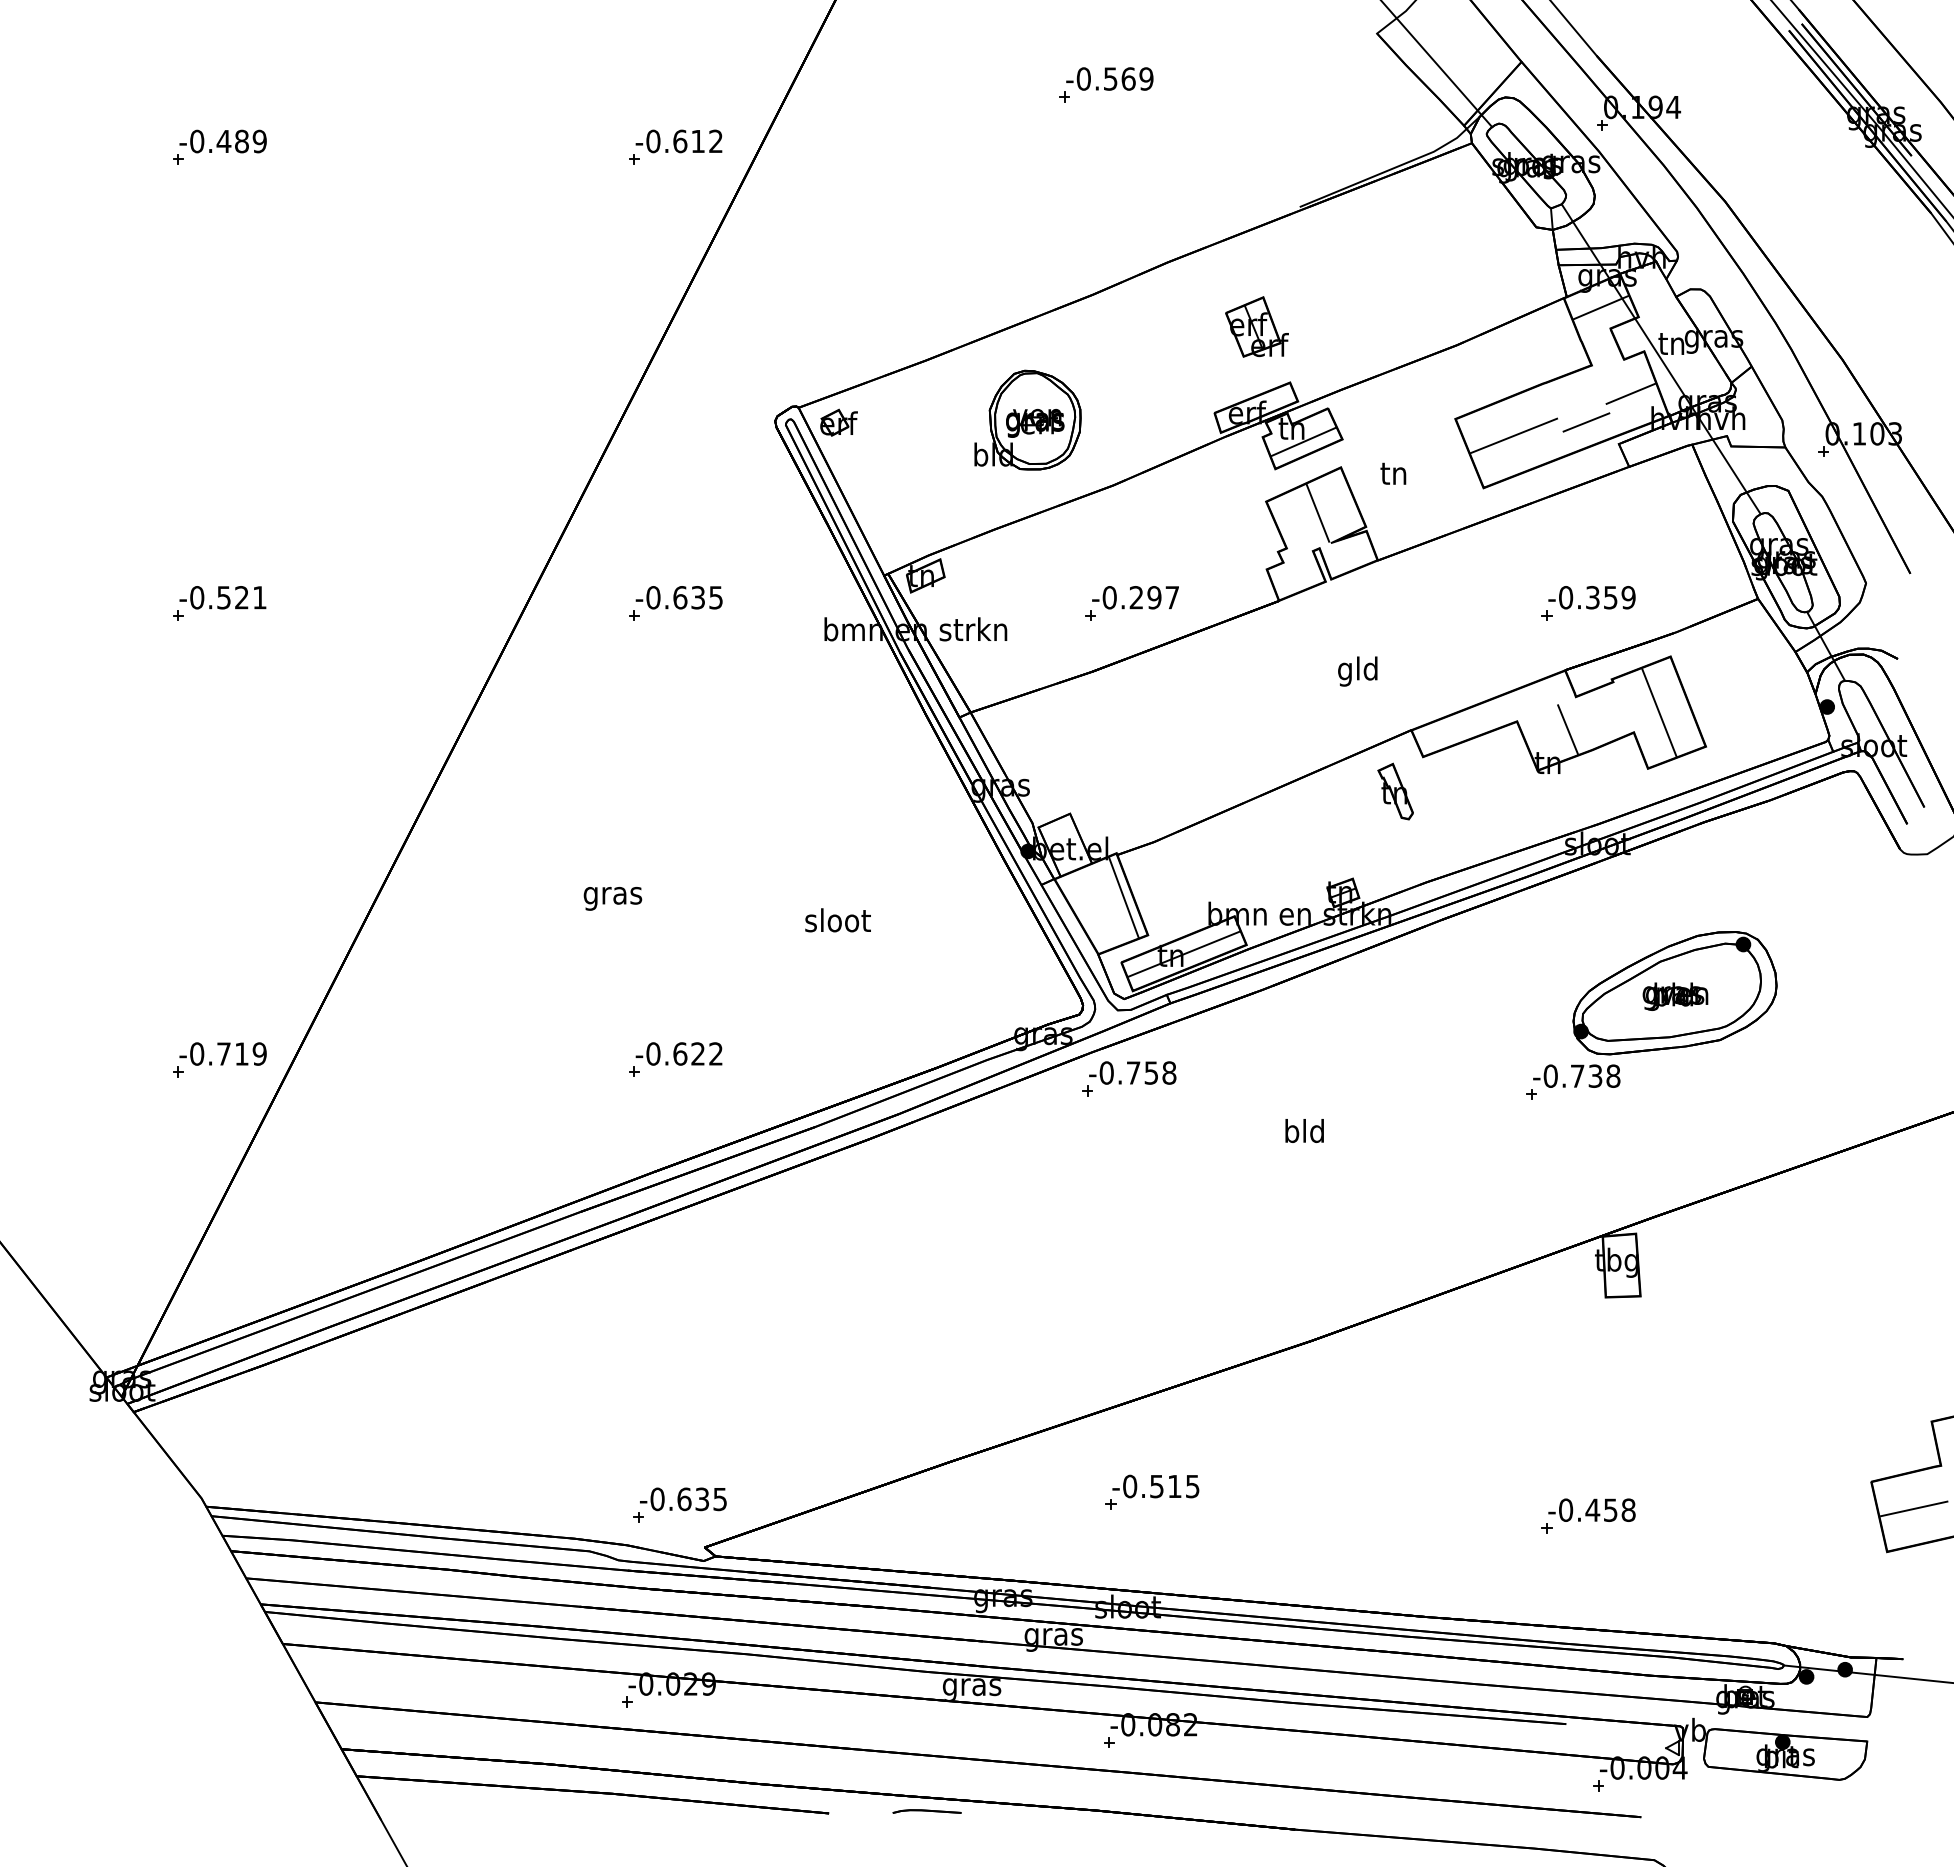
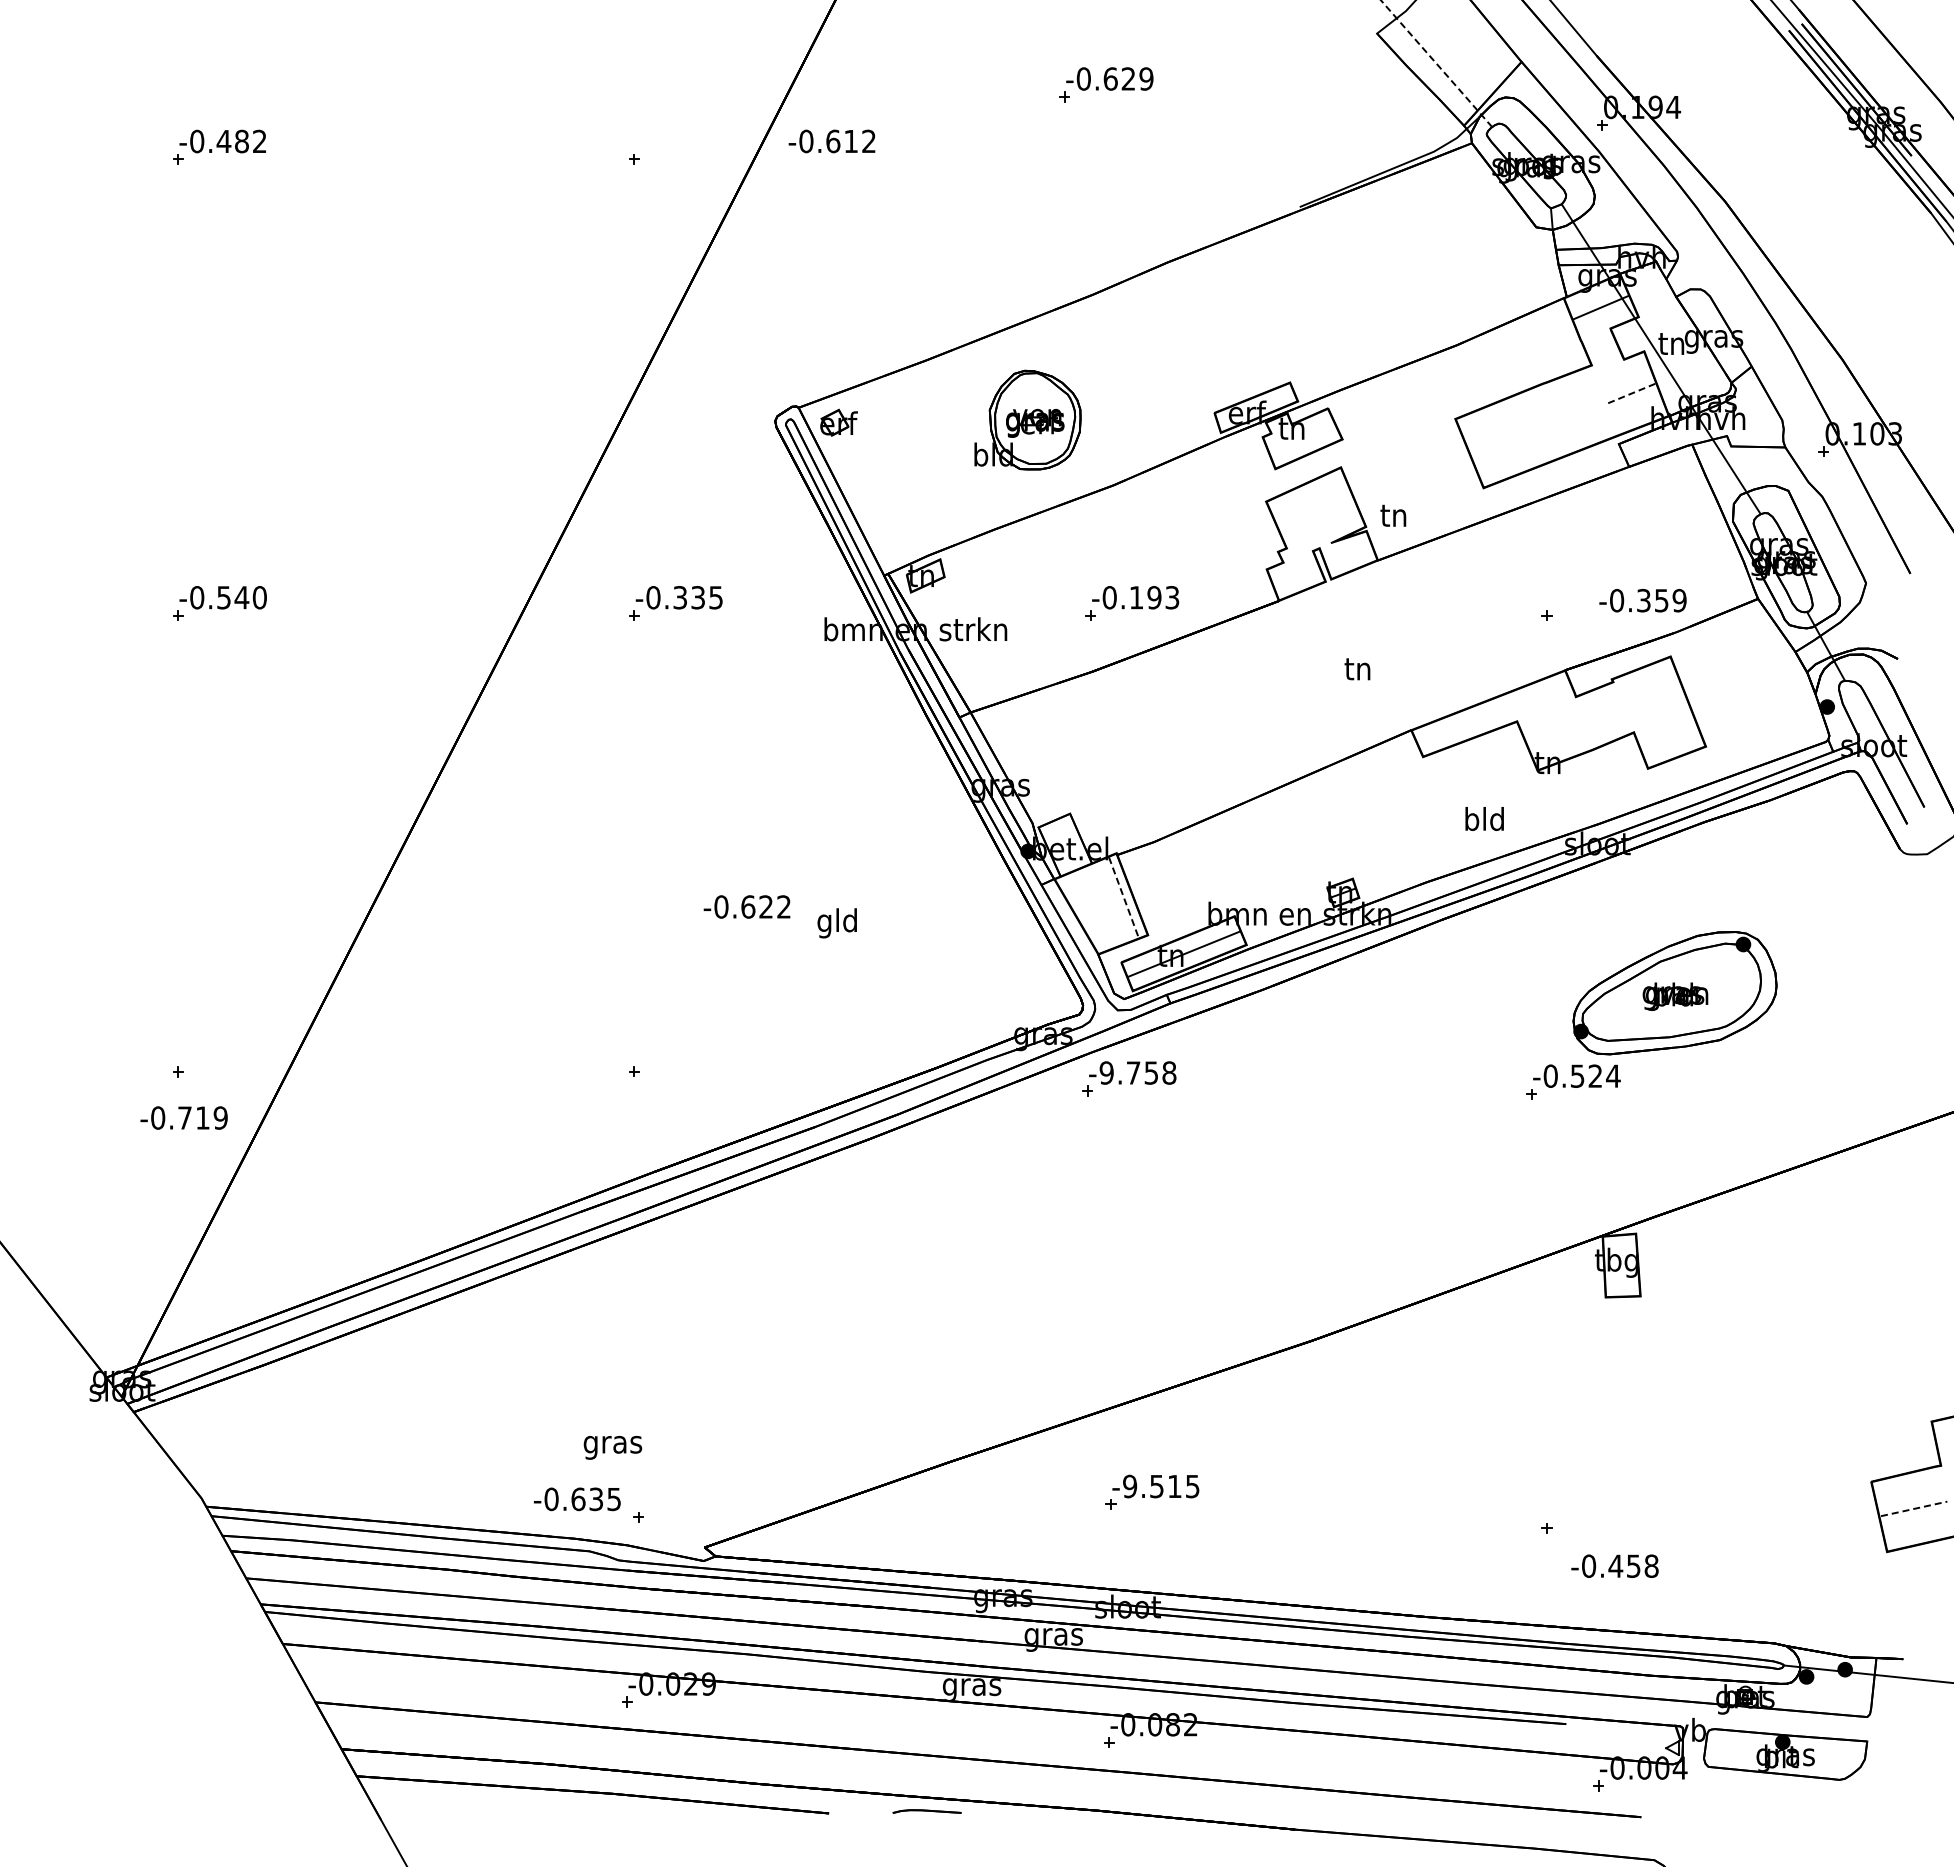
line: solid -> dashed (1436, 63)
text: -0.569 -> -0.629 (1119, 78)
text: -0.489 -> -0.482 (259, 141)
text position: (678, 141) -> (831, 141) (831, 141)
part: present -> none (1256, 326)
line: solid -> dashed (1630, 394)
line: present -> none (1586, 422)
line: present -> none (1513, 435)
line: present -> none (1303, 441)
text position: (1393, 473) -> (1393, 515) (1393, 515)
line: present -> none (1317, 512)
text: -0.521 -> -0.540 (250, 597)
text: -0.635 -> -0.335 (680, 597)
text: -0.297 -> -0.193 (1154, 597)
text position: (1591, 597) -> (1642, 600) (1642, 600)
text: gld -> tn (1357, 671)
line: present -> none (1659, 712)
line: present -> none (1568, 729)
part: present -> none (1395, 791)
line: solid -> dashed (1123, 897)
text position: (612, 898) -> (612, 1447) (612, 1447)
text: sloot -> gld (837, 923)
text position: (222, 1053) -> (183, 1117) (183, 1117)
text position: (678, 1053) -> (746, 906) (746, 906)
text: -0.758 -> -9.758 (1106, 1072)
text: -0.738 -> -0.524 (1595, 1075)
text position: (1304, 1130) -> (1484, 818) (1484, 818)
text: -0.515 -> -9.515 (1130, 1486)
text position: (683, 1499) -> (577, 1499) (577, 1499)
line: solid -> dashed (1914, 1508)
text position: (1591, 1509) -> (1614, 1565) (1614, 1565)
